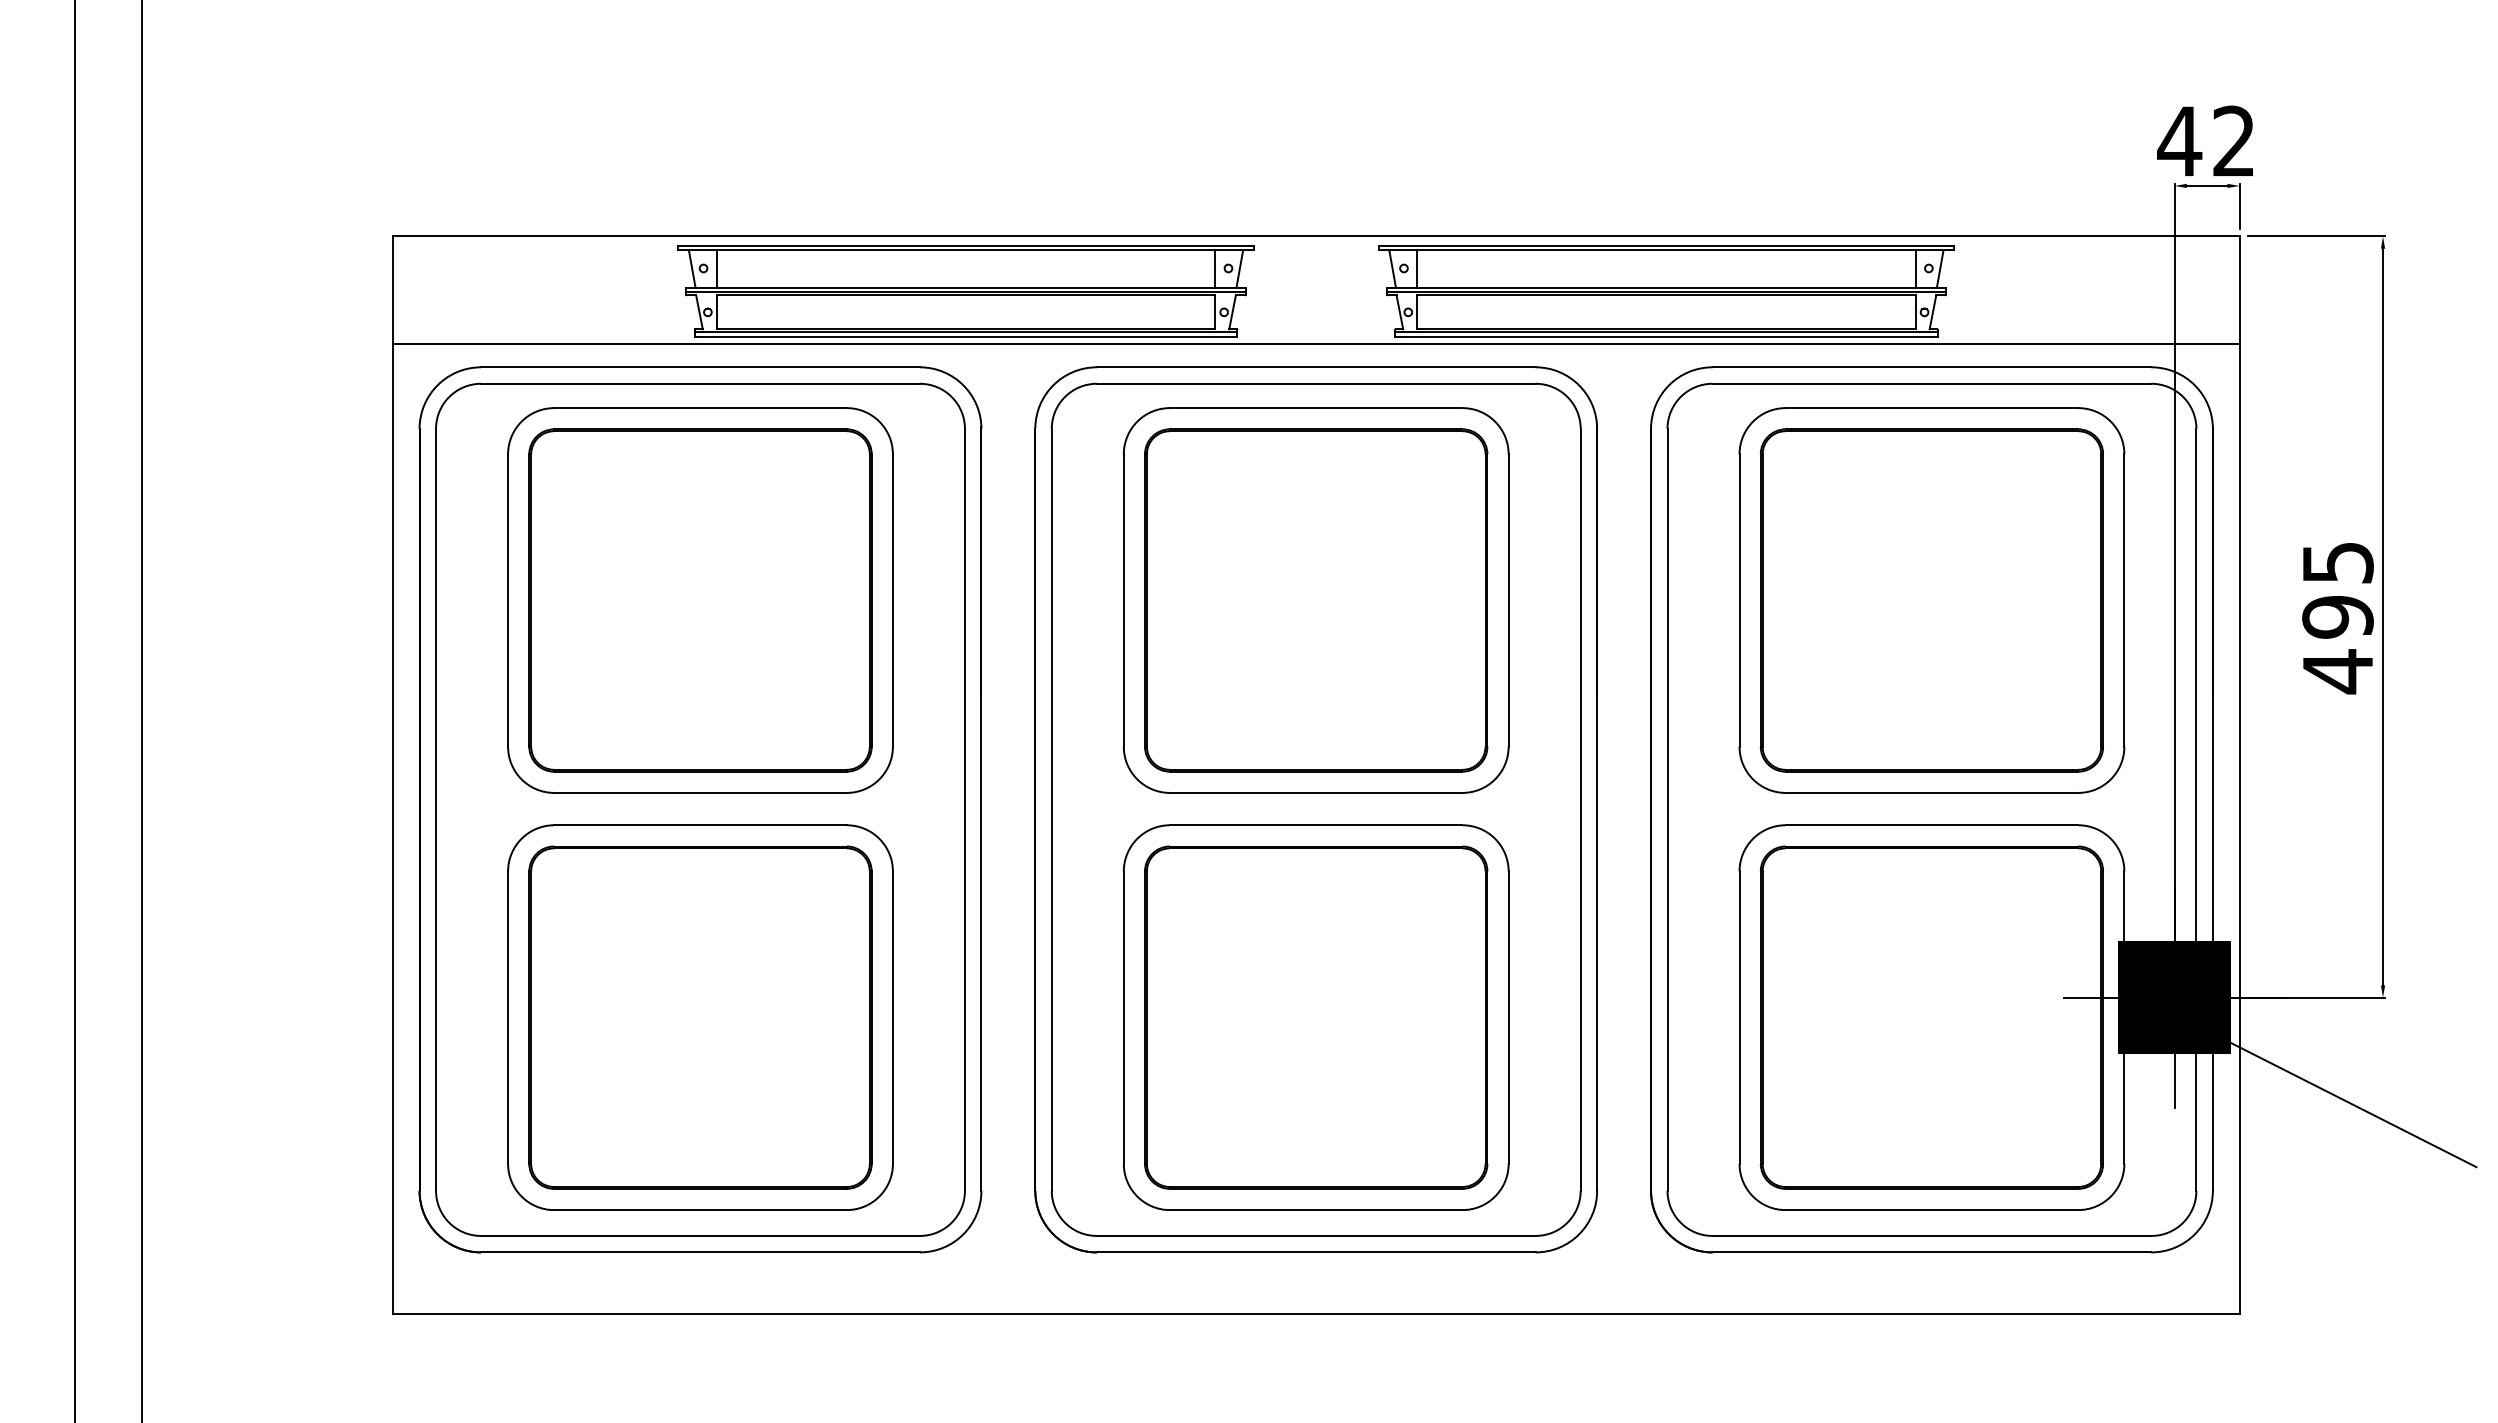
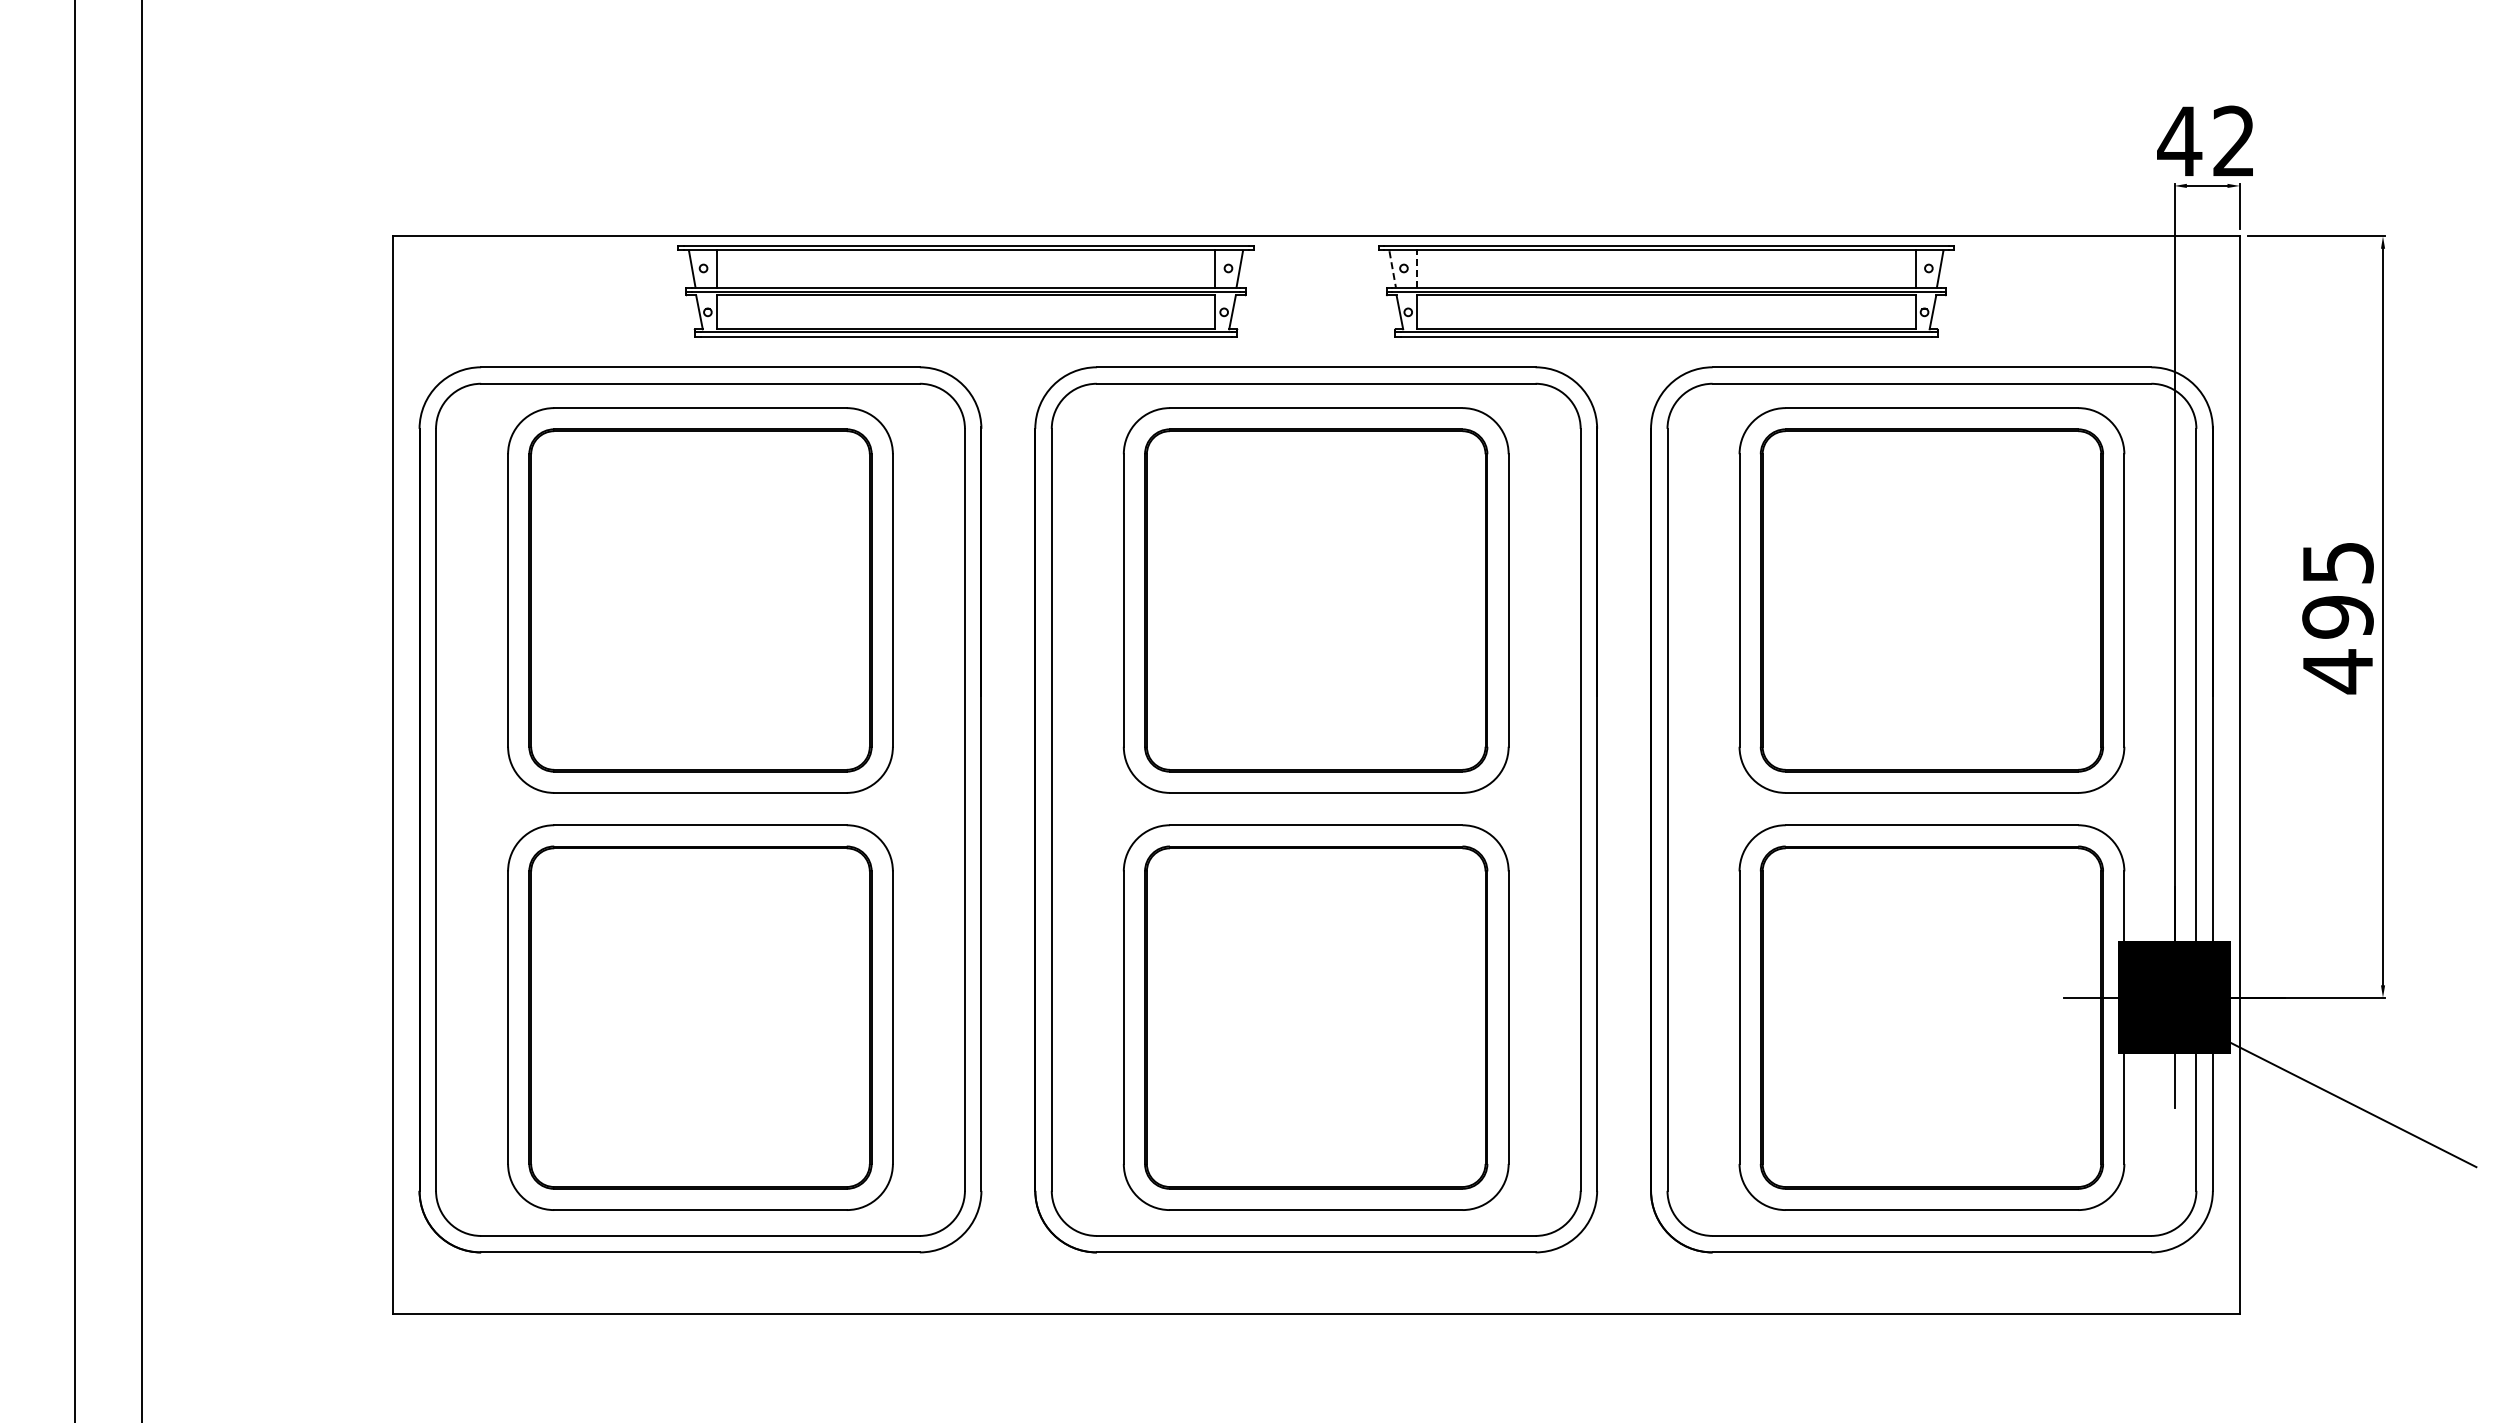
line: solid -> dashed (1417, 269)
line: solid -> dashed (1392, 270)
line: present -> none (1315, 344)
